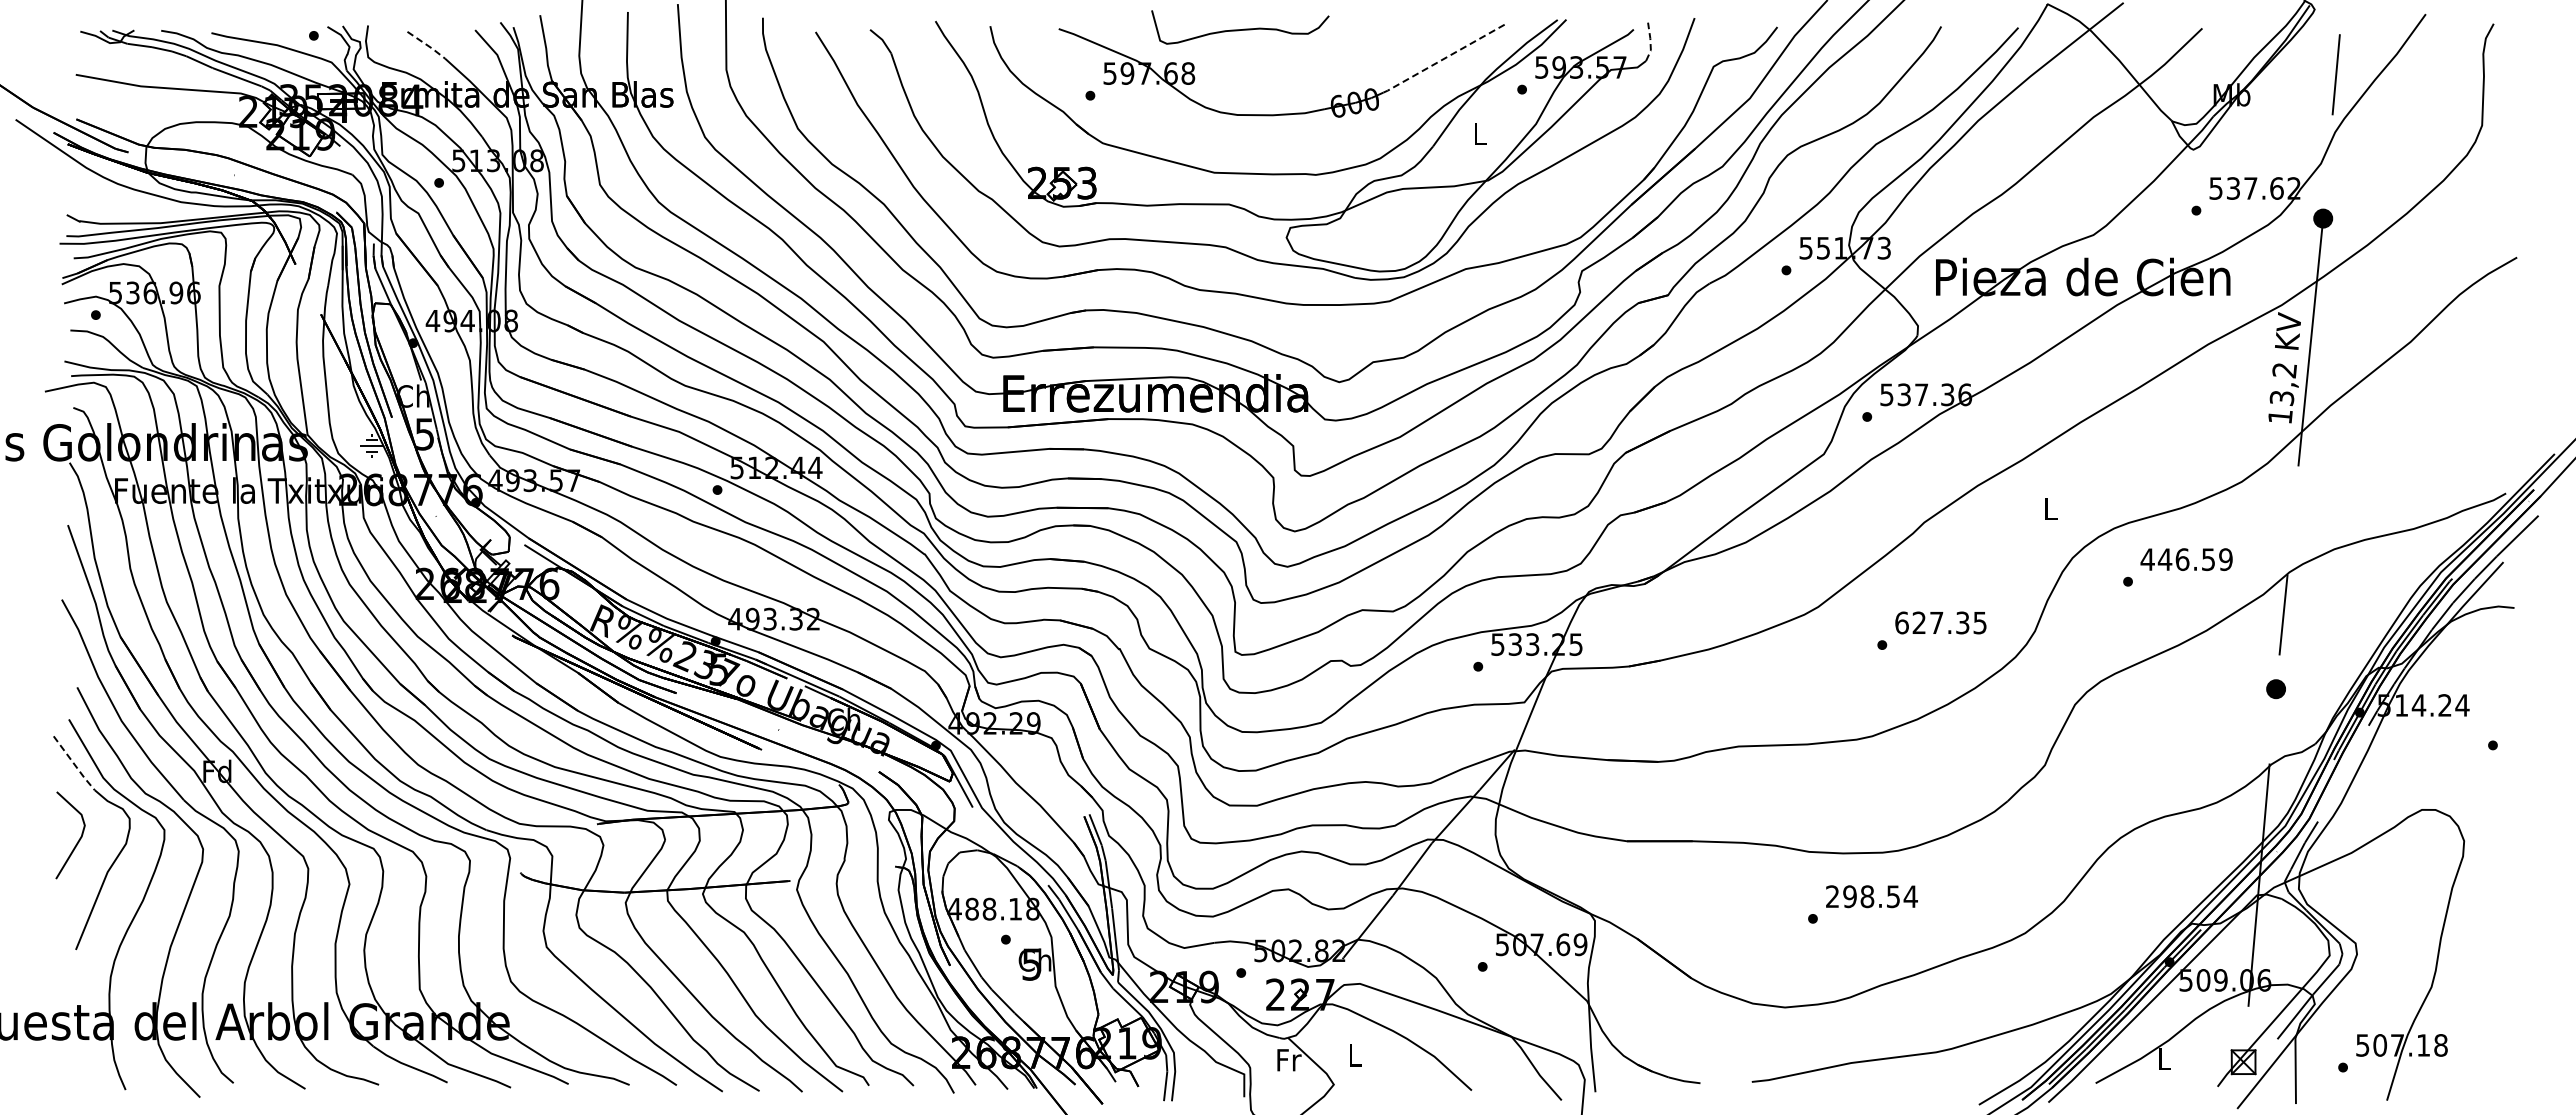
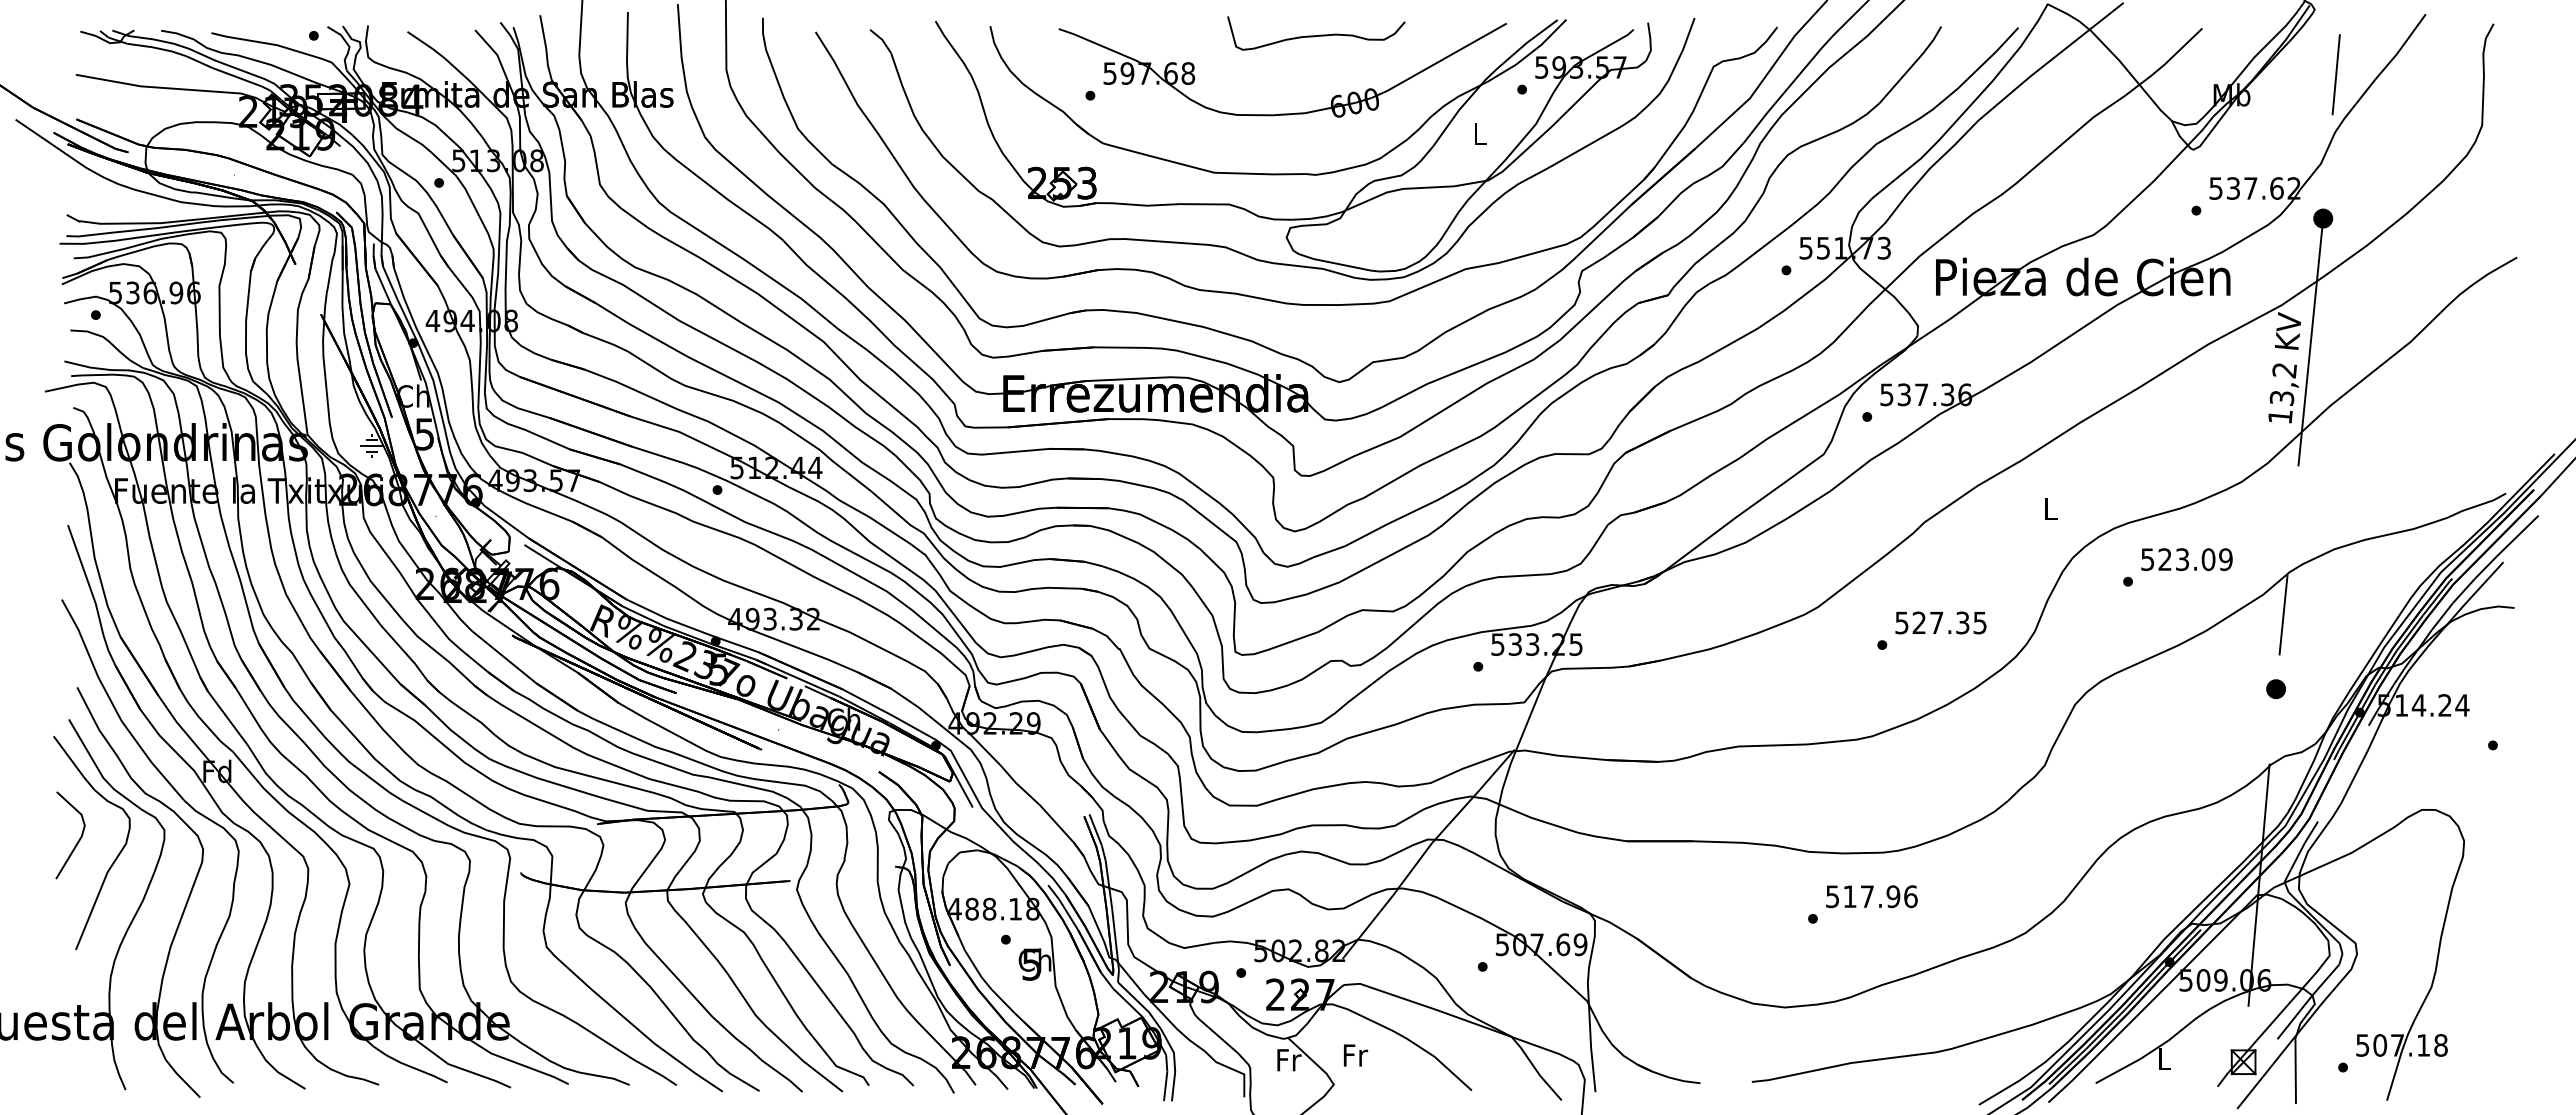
curve position: (1240, 29) -> (1316, 35) (1316, 35)
line: dashed -> solid (1650, 42)
line: dashed -> solid (426, 45)
line: dashed -> solid (1445, 58)
text: 446.59 -> 523.09 (2177, 559)
text: 627.35 -> 527.35 (1901, 622)
line: dashed -> solid (74, 764)
text: 298.54 -> 517.96 (1871, 896)
text: L -> Fr (1355, 1055)
